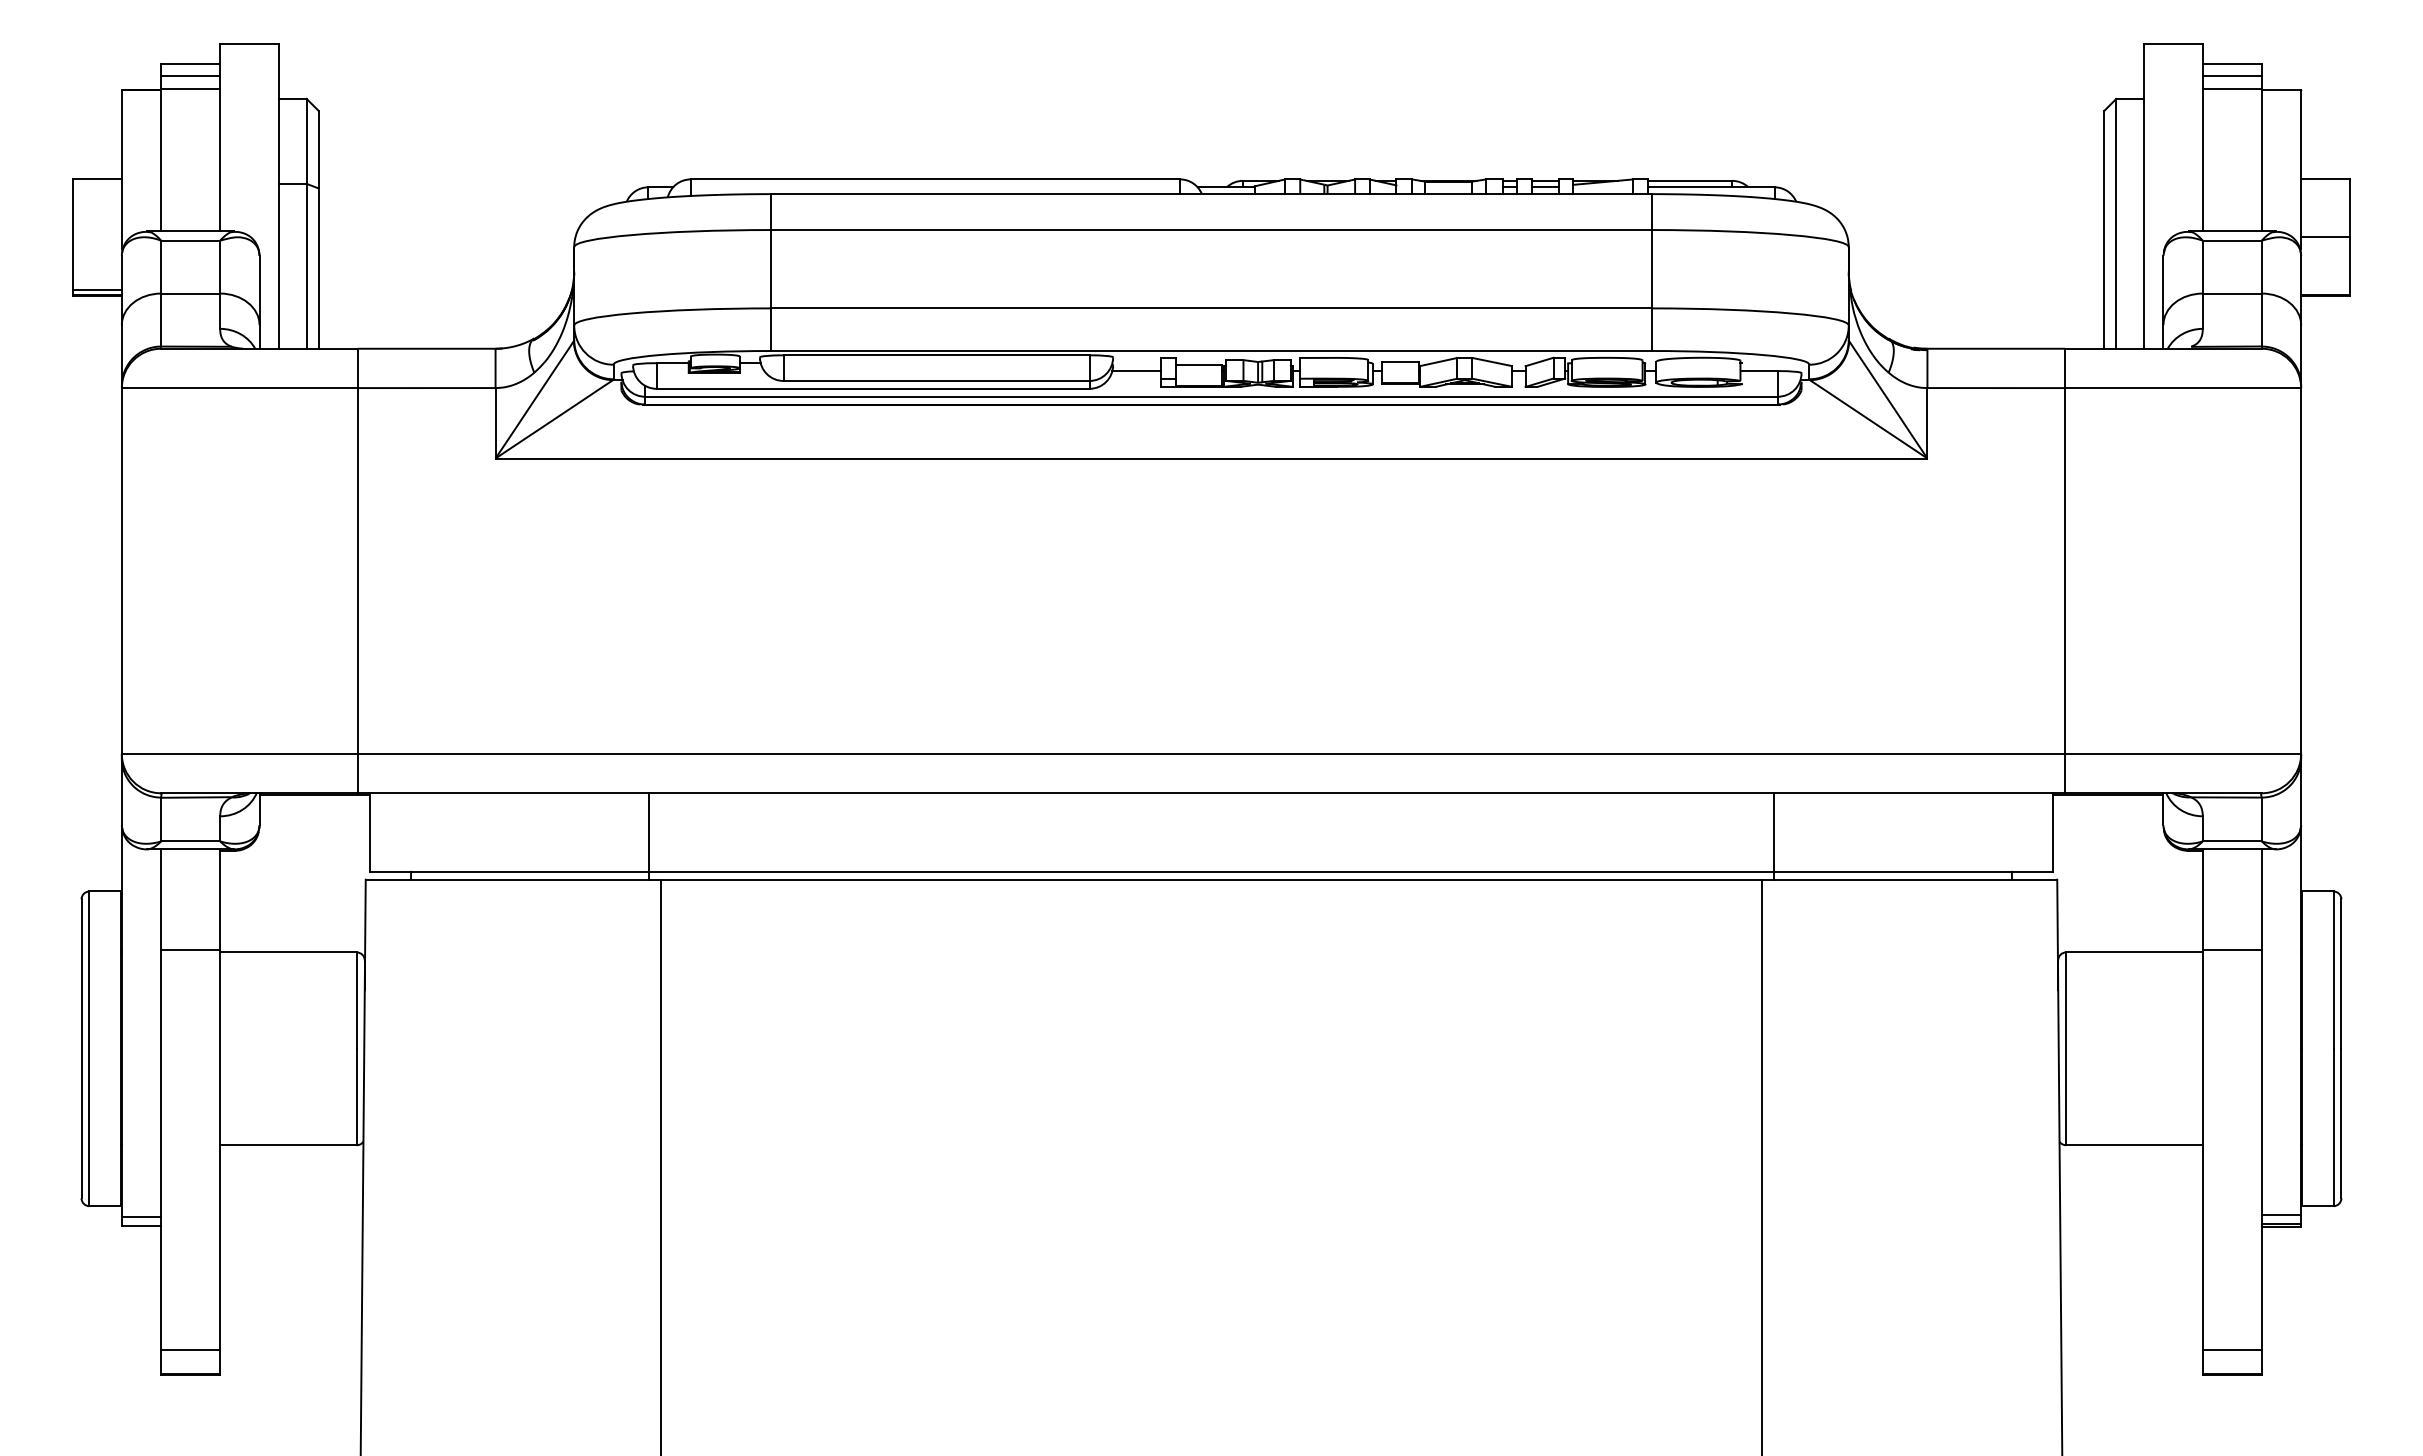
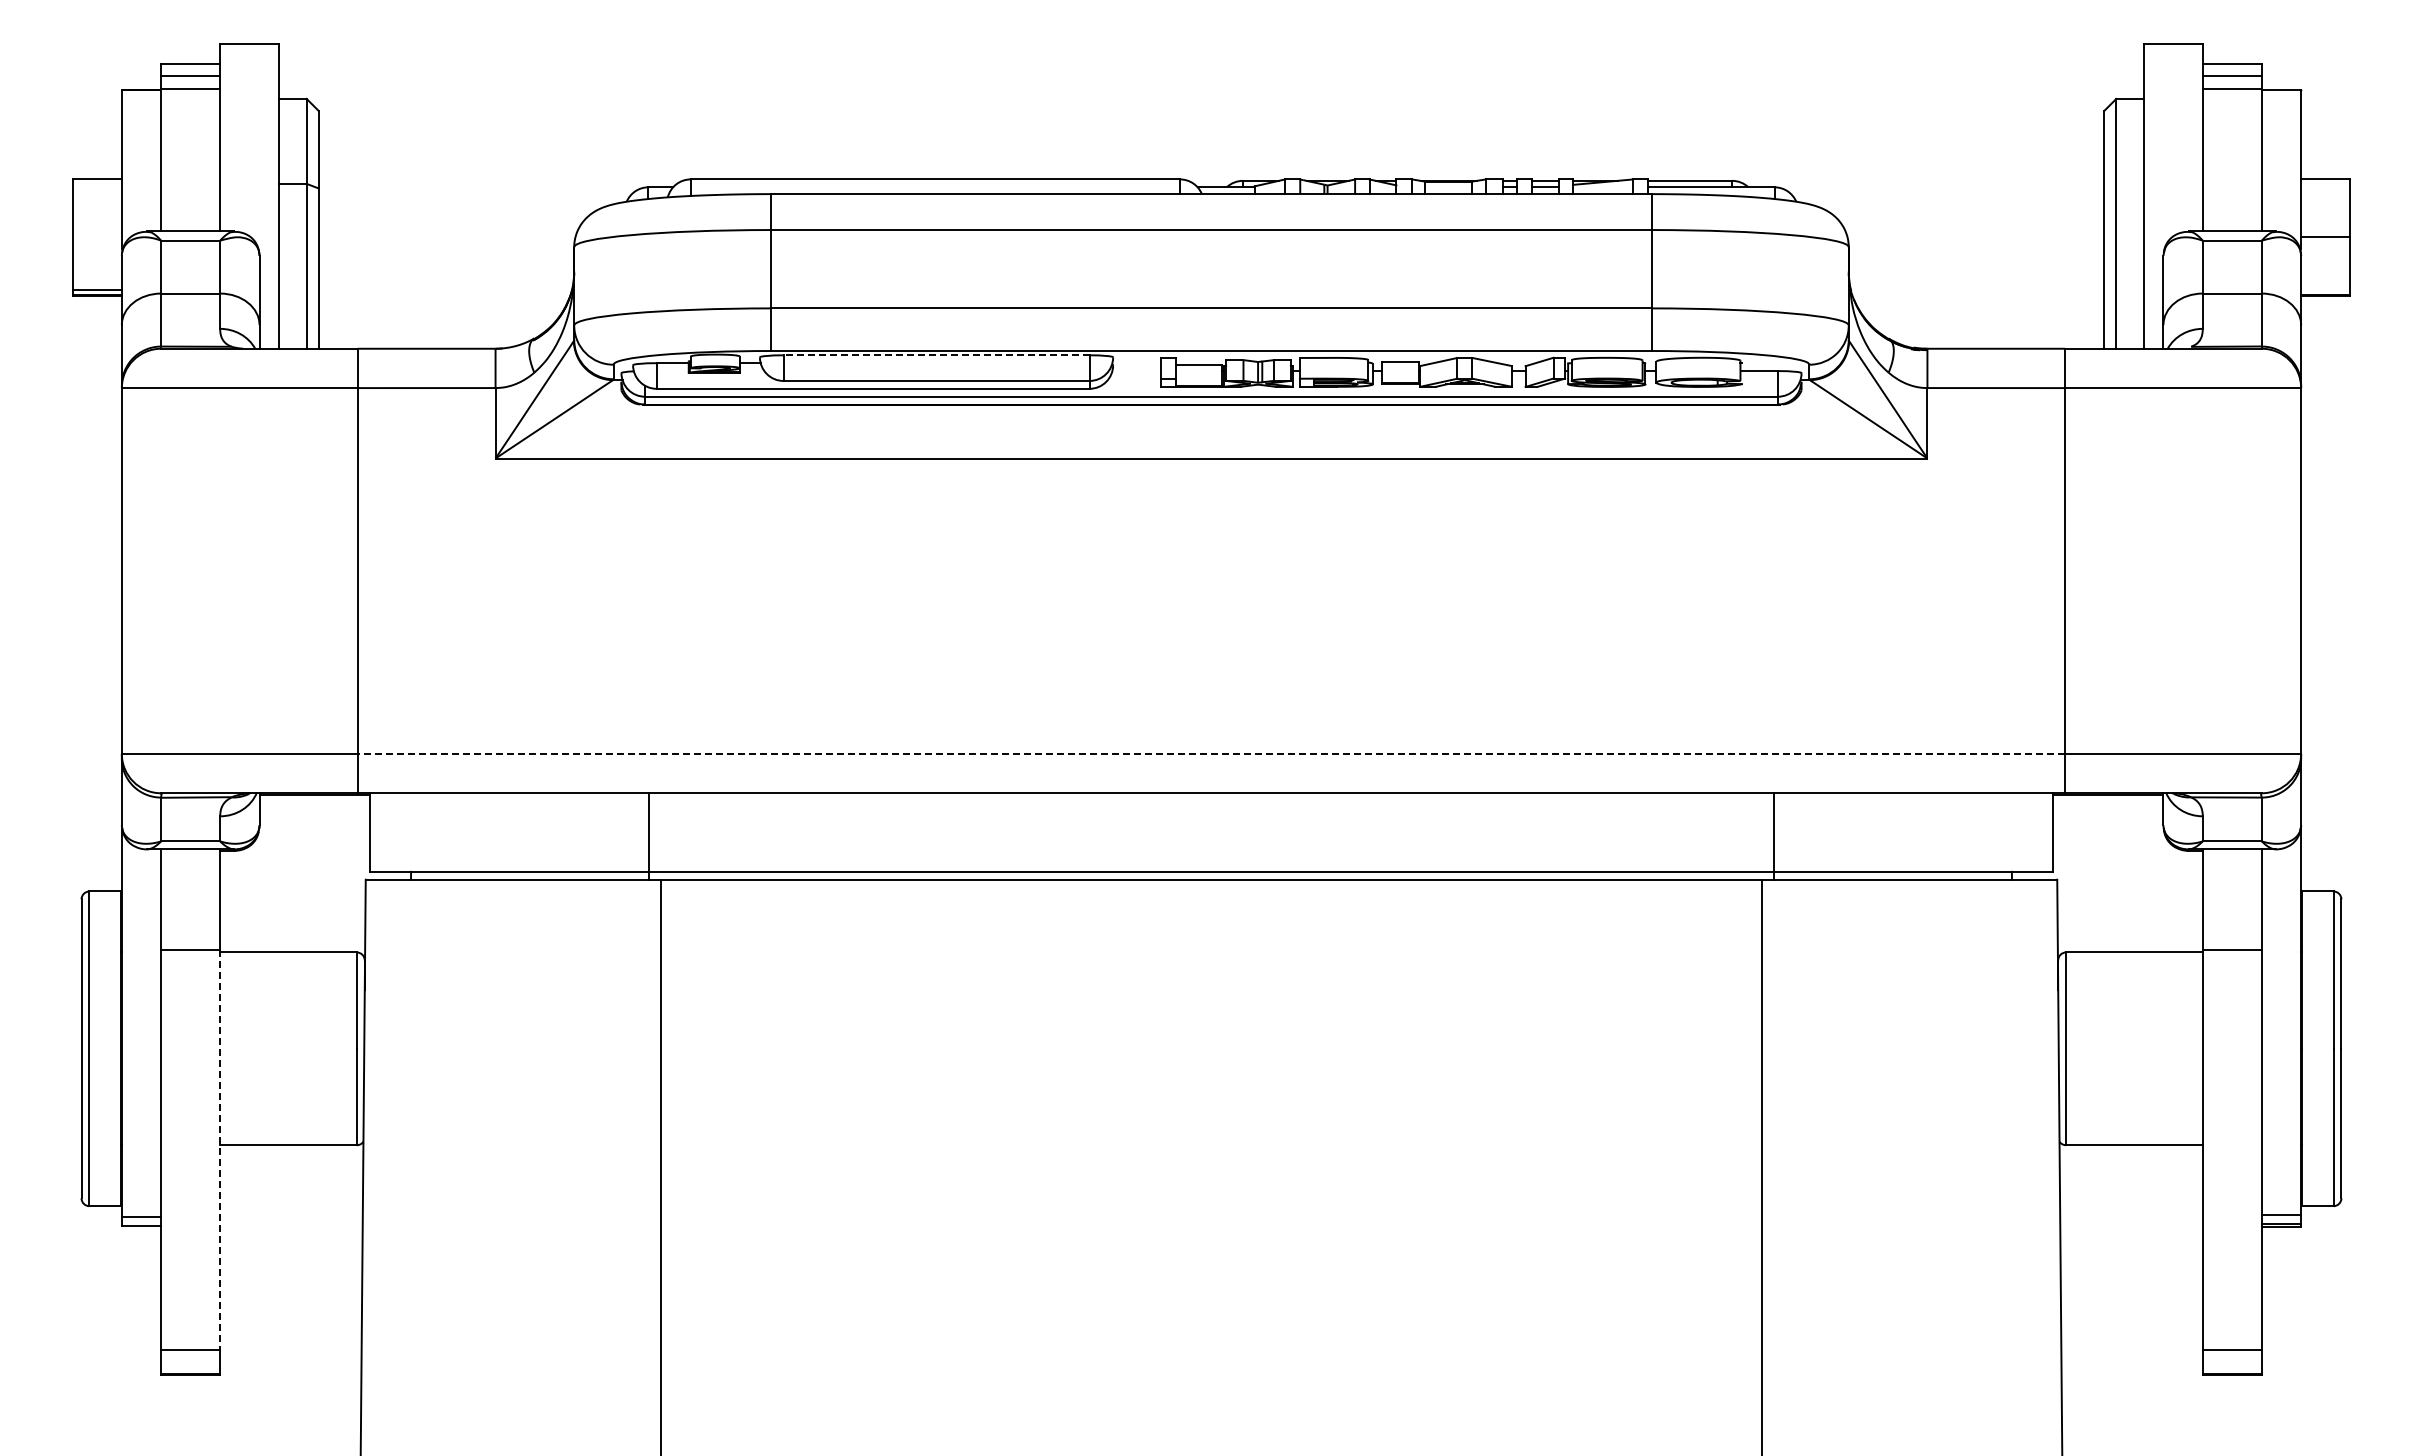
line: solid -> dashed (936, 355)
line: present -> none (1136, 371)
line: solid -> dashed (1211, 753)
line: solid -> dashed (220, 1150)
